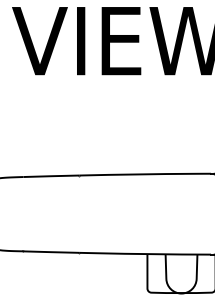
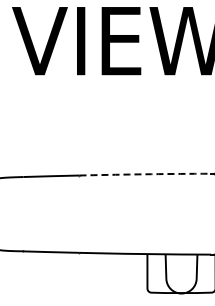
line: solid -> dashed (148, 174)
